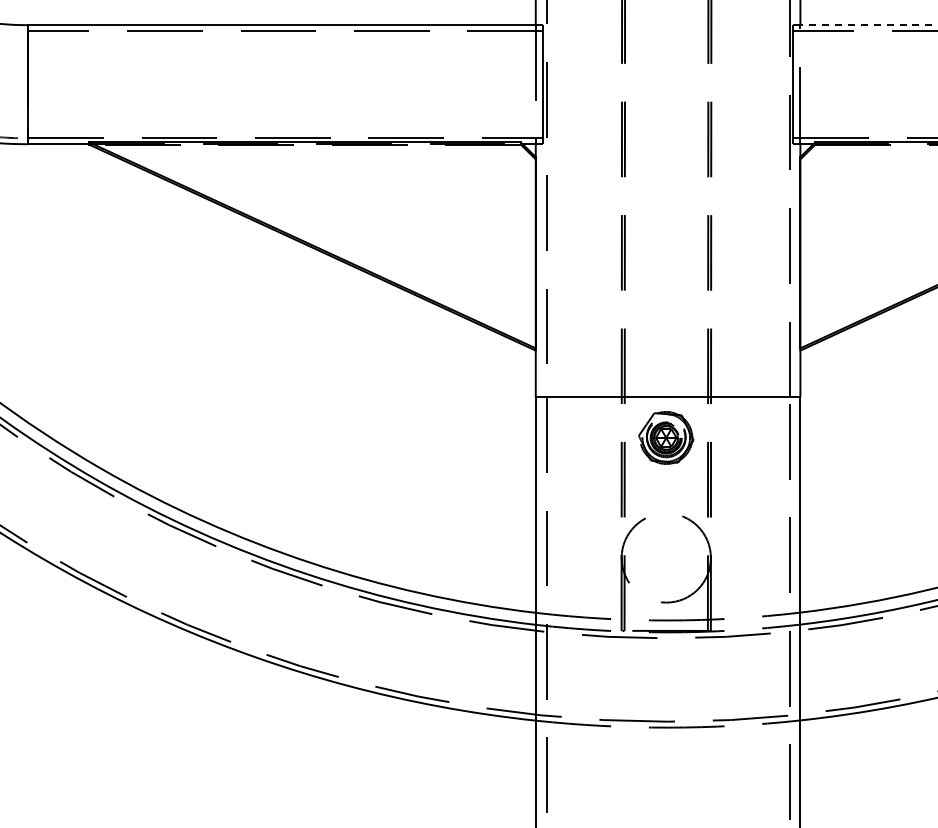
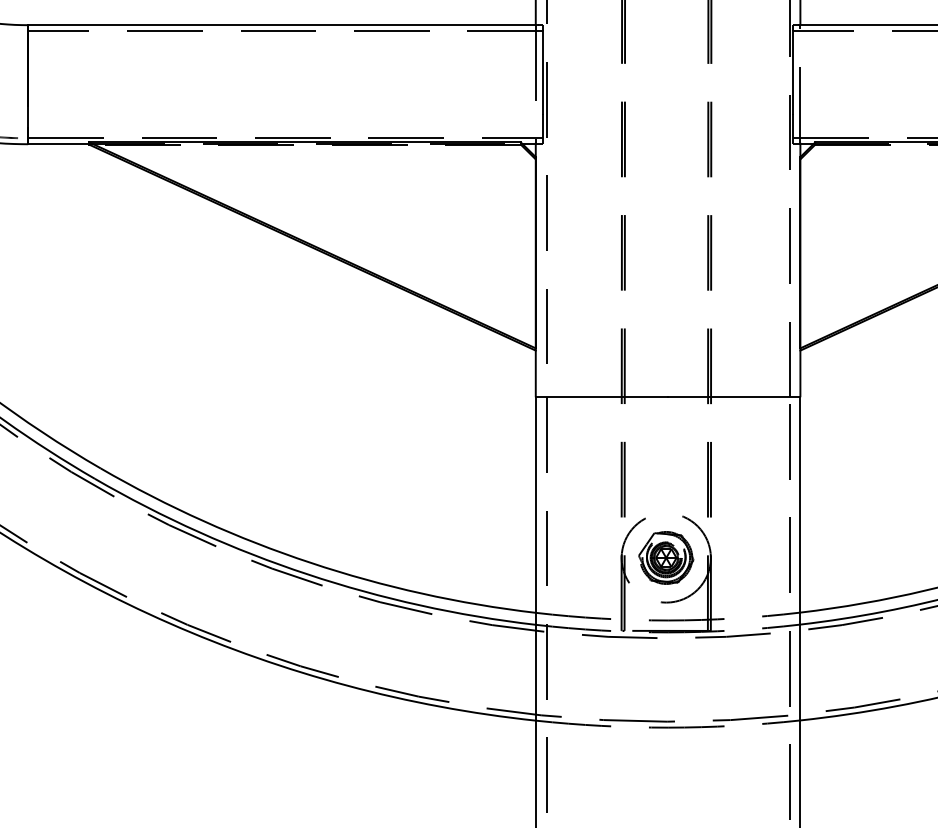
line: dashed -> solid (867, 25)
part position: (666, 437) -> (666, 557) (666, 557)
